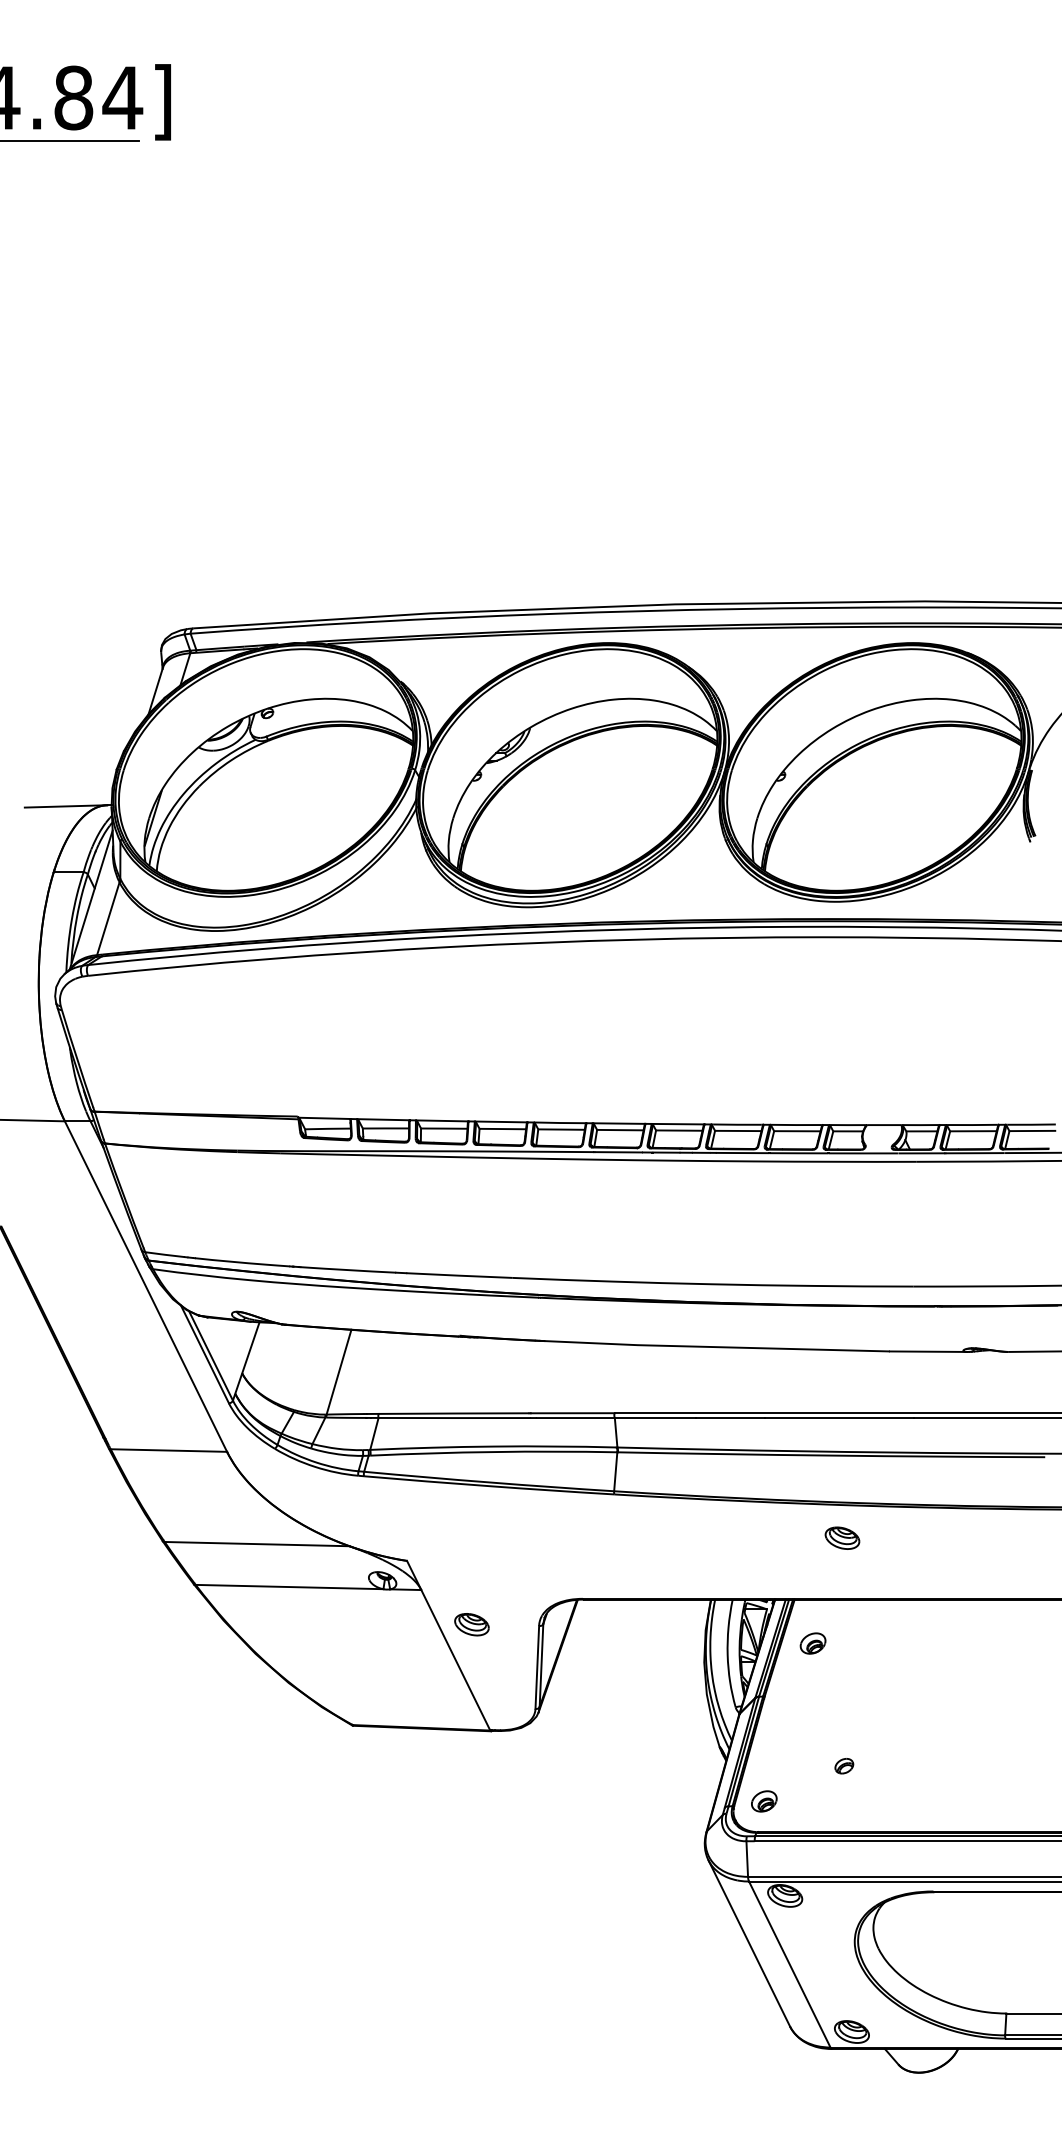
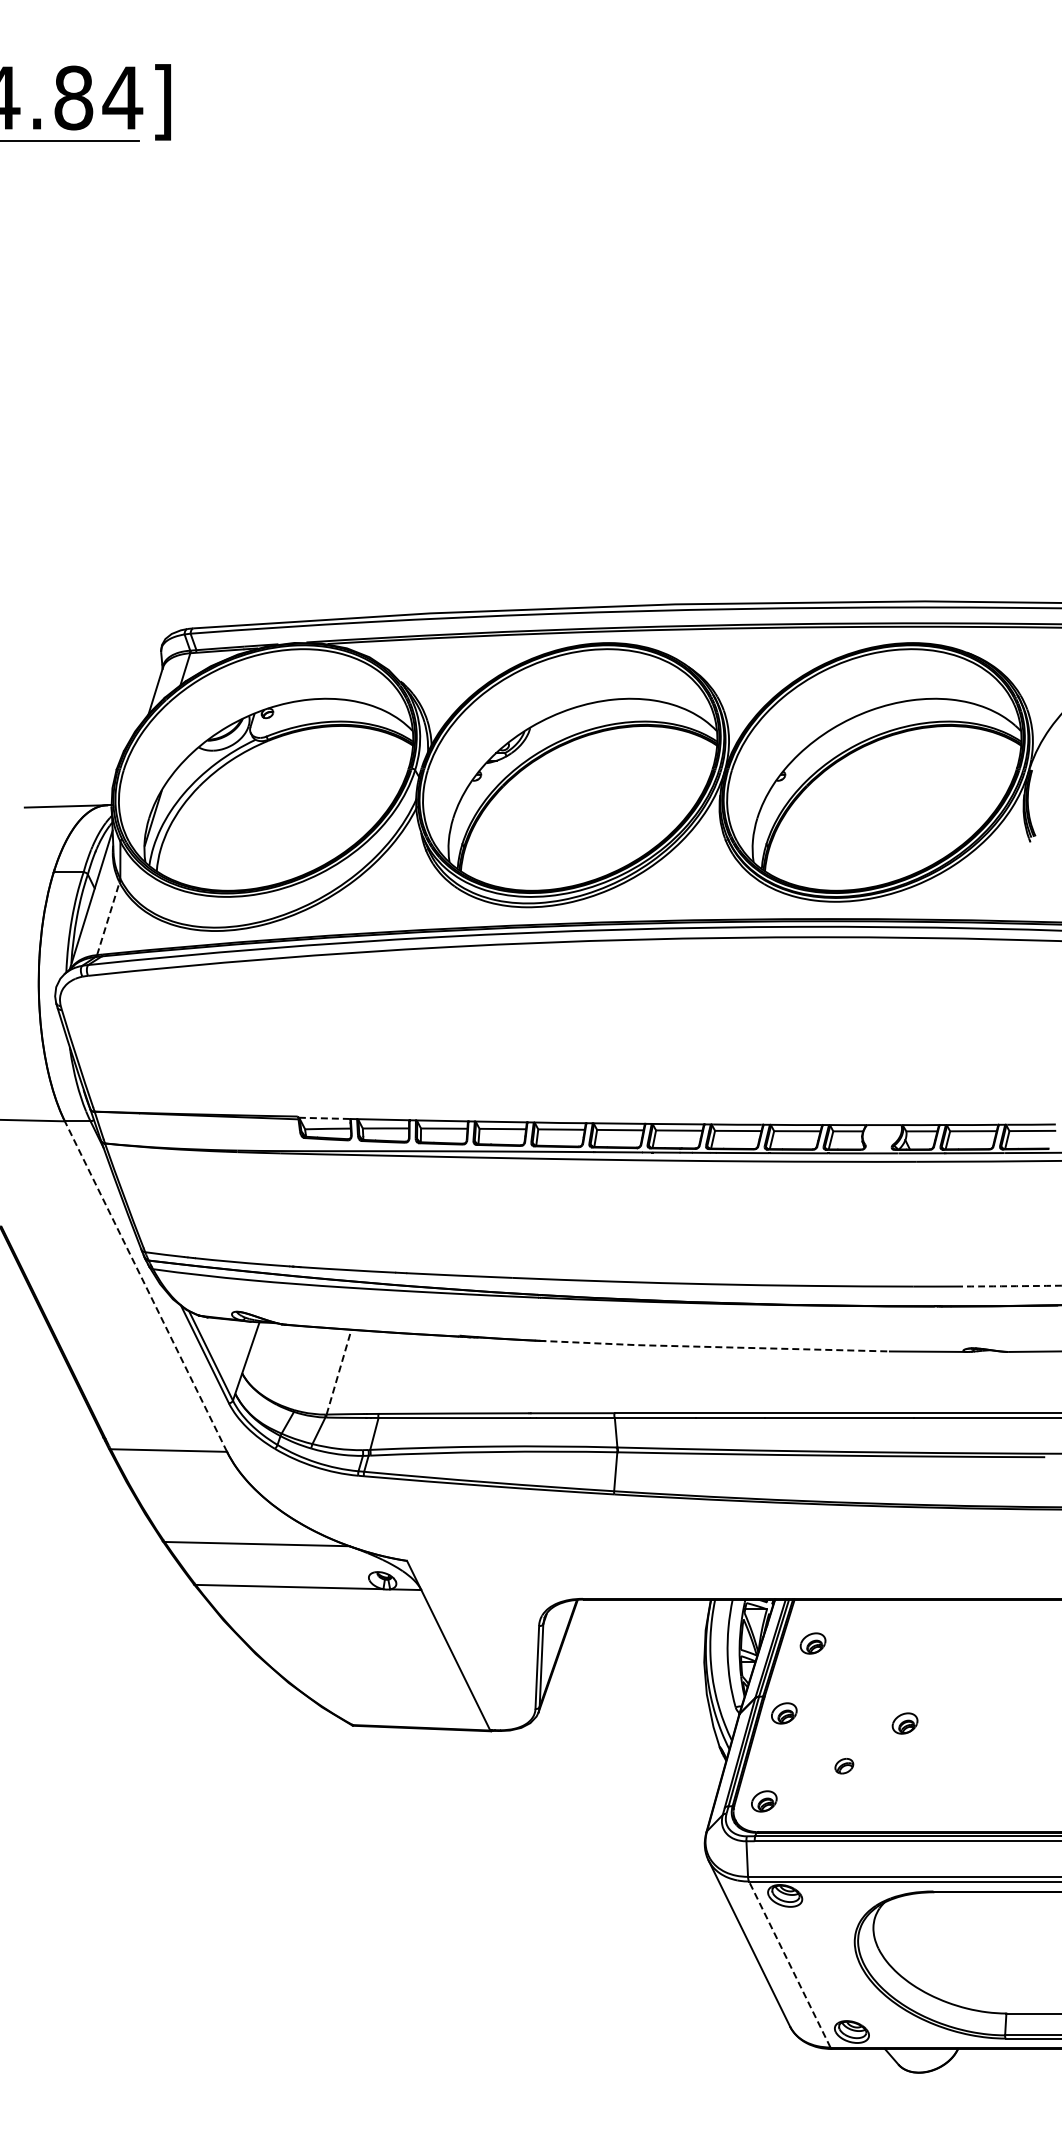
line: solid -> dashed (108, 918)
line: solid -> dashed (325, 1118)
line: solid -> dashed (145, 1286)
arc: solid -> dashed (1009, 1286)
line: solid -> dashed (714, 1347)
line: solid -> dashed (339, 1371)
part: present -> none (842, 1537)
part: present -> none (471, 1624)
part: none -> present (784, 1713)
part: none -> present (904, 1723)
line: solid -> dashed (789, 1964)
